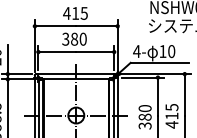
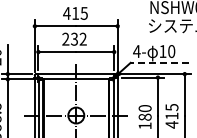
text: 380 -> 232 (74, 38)
line: solid -> dashed (159, 62)
text: 380 -> 180 (144, 125)
